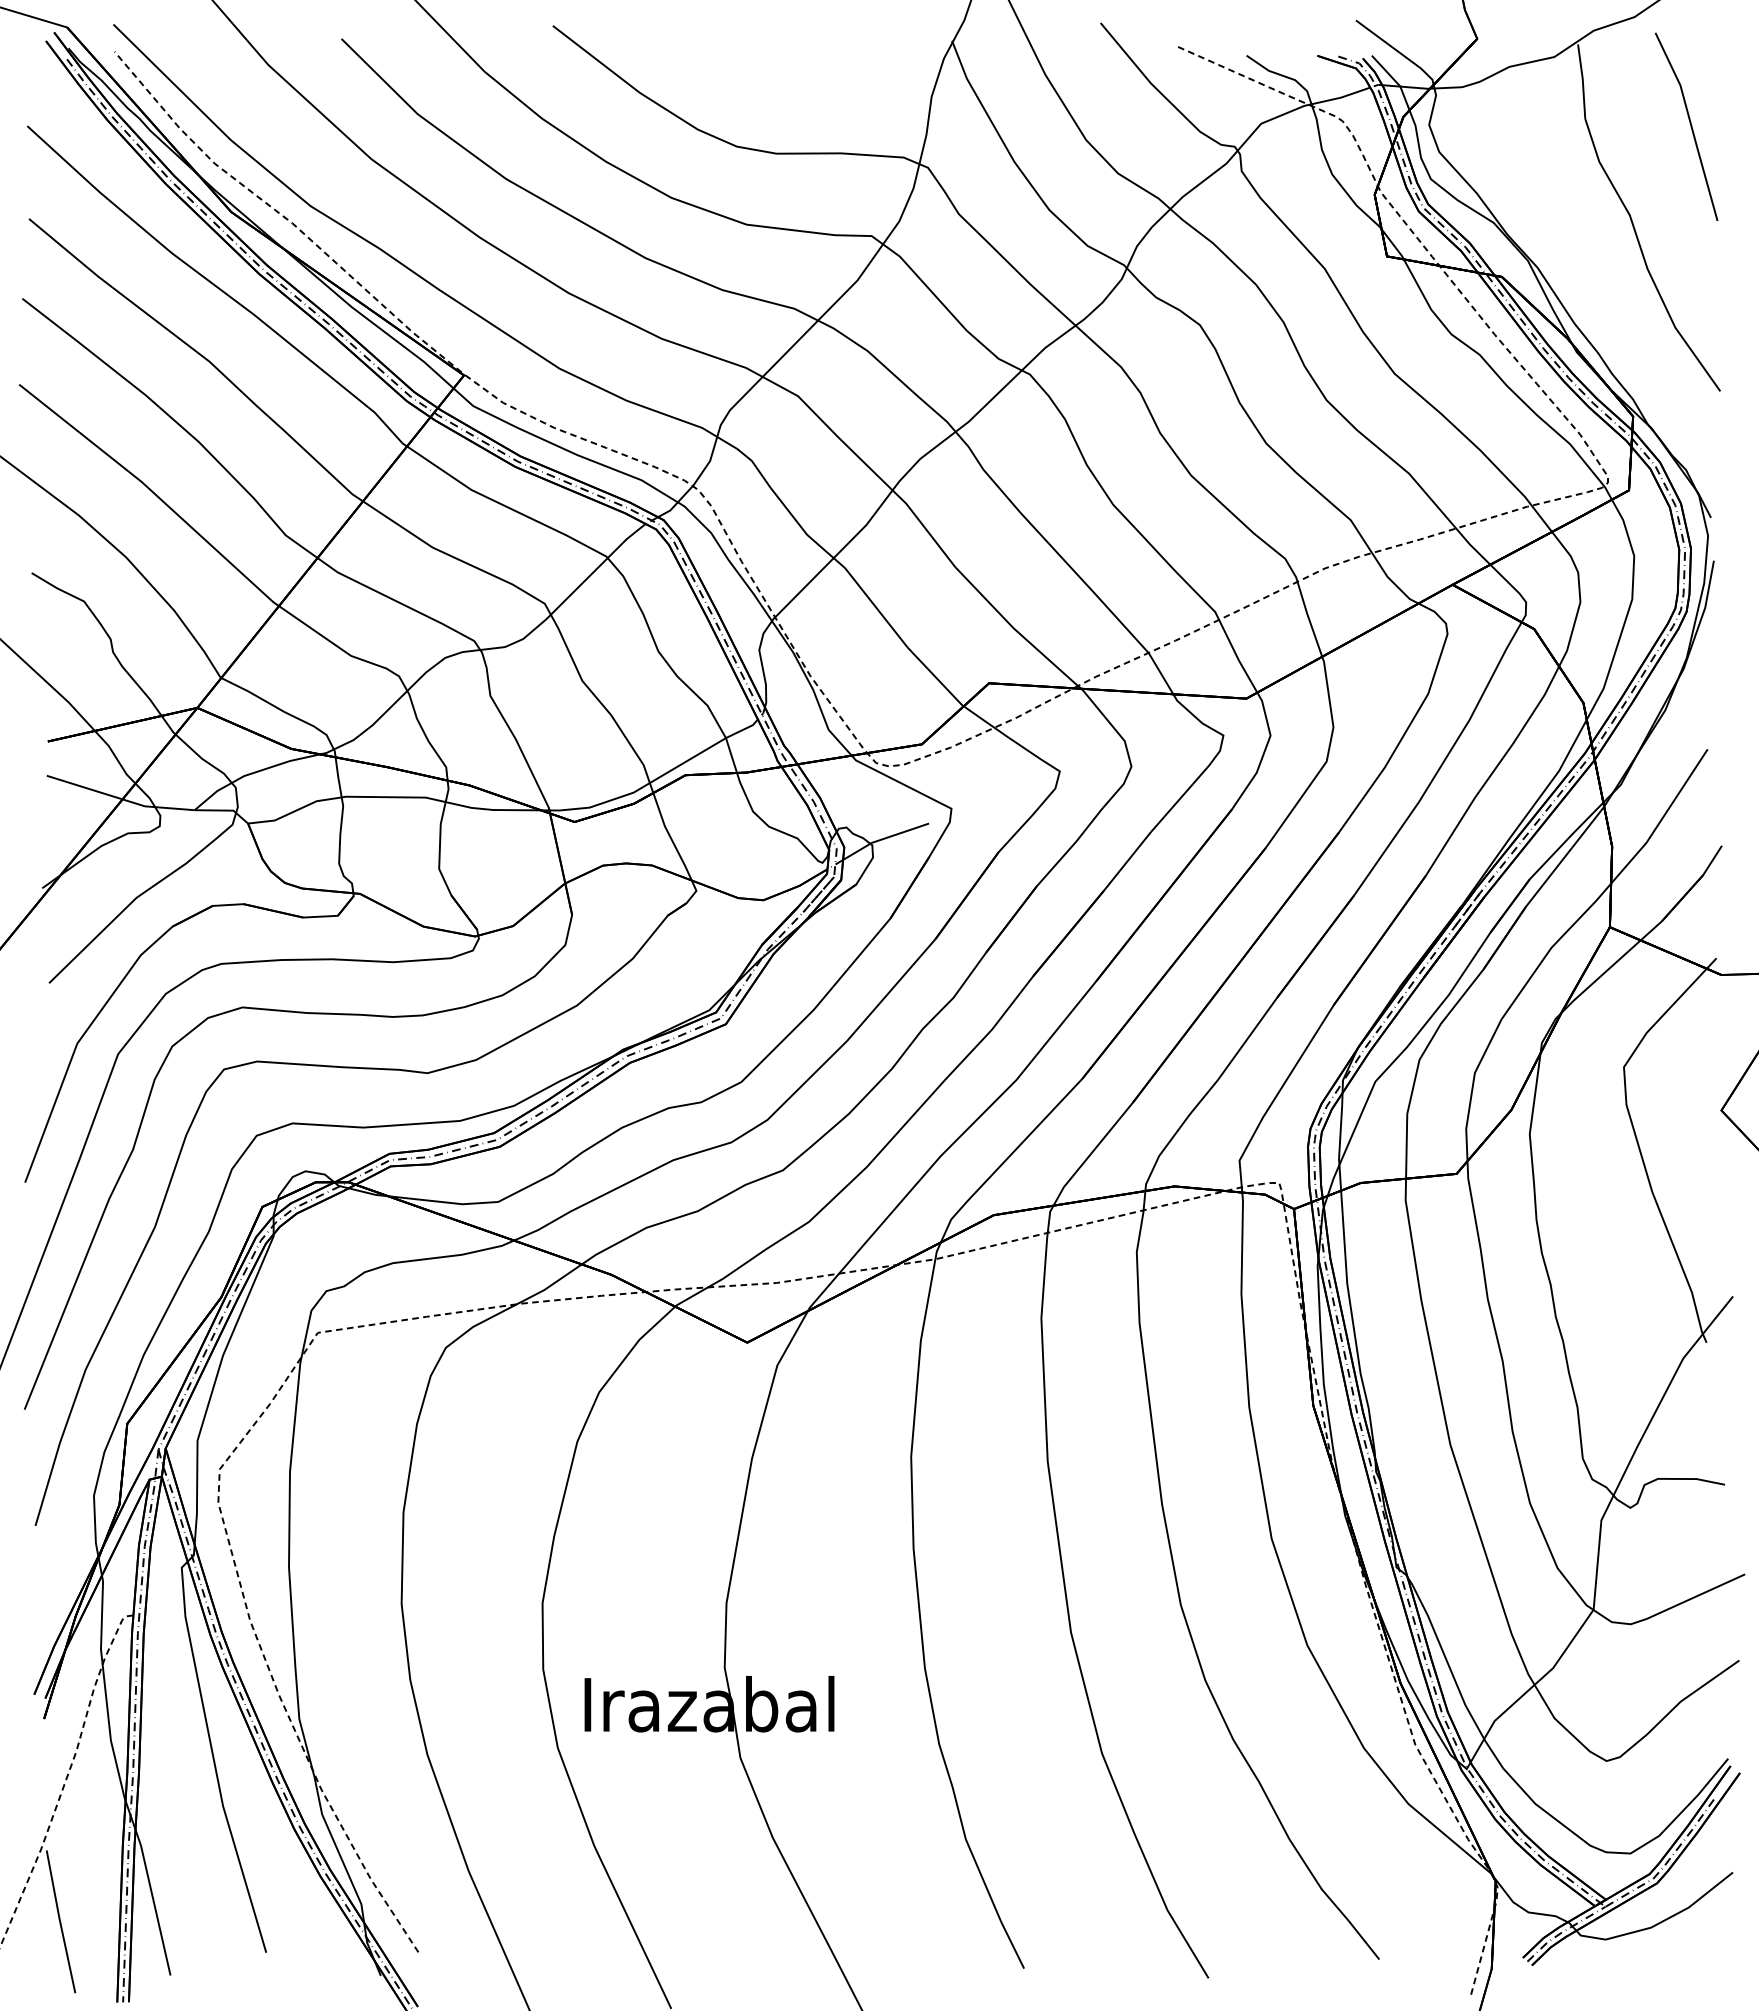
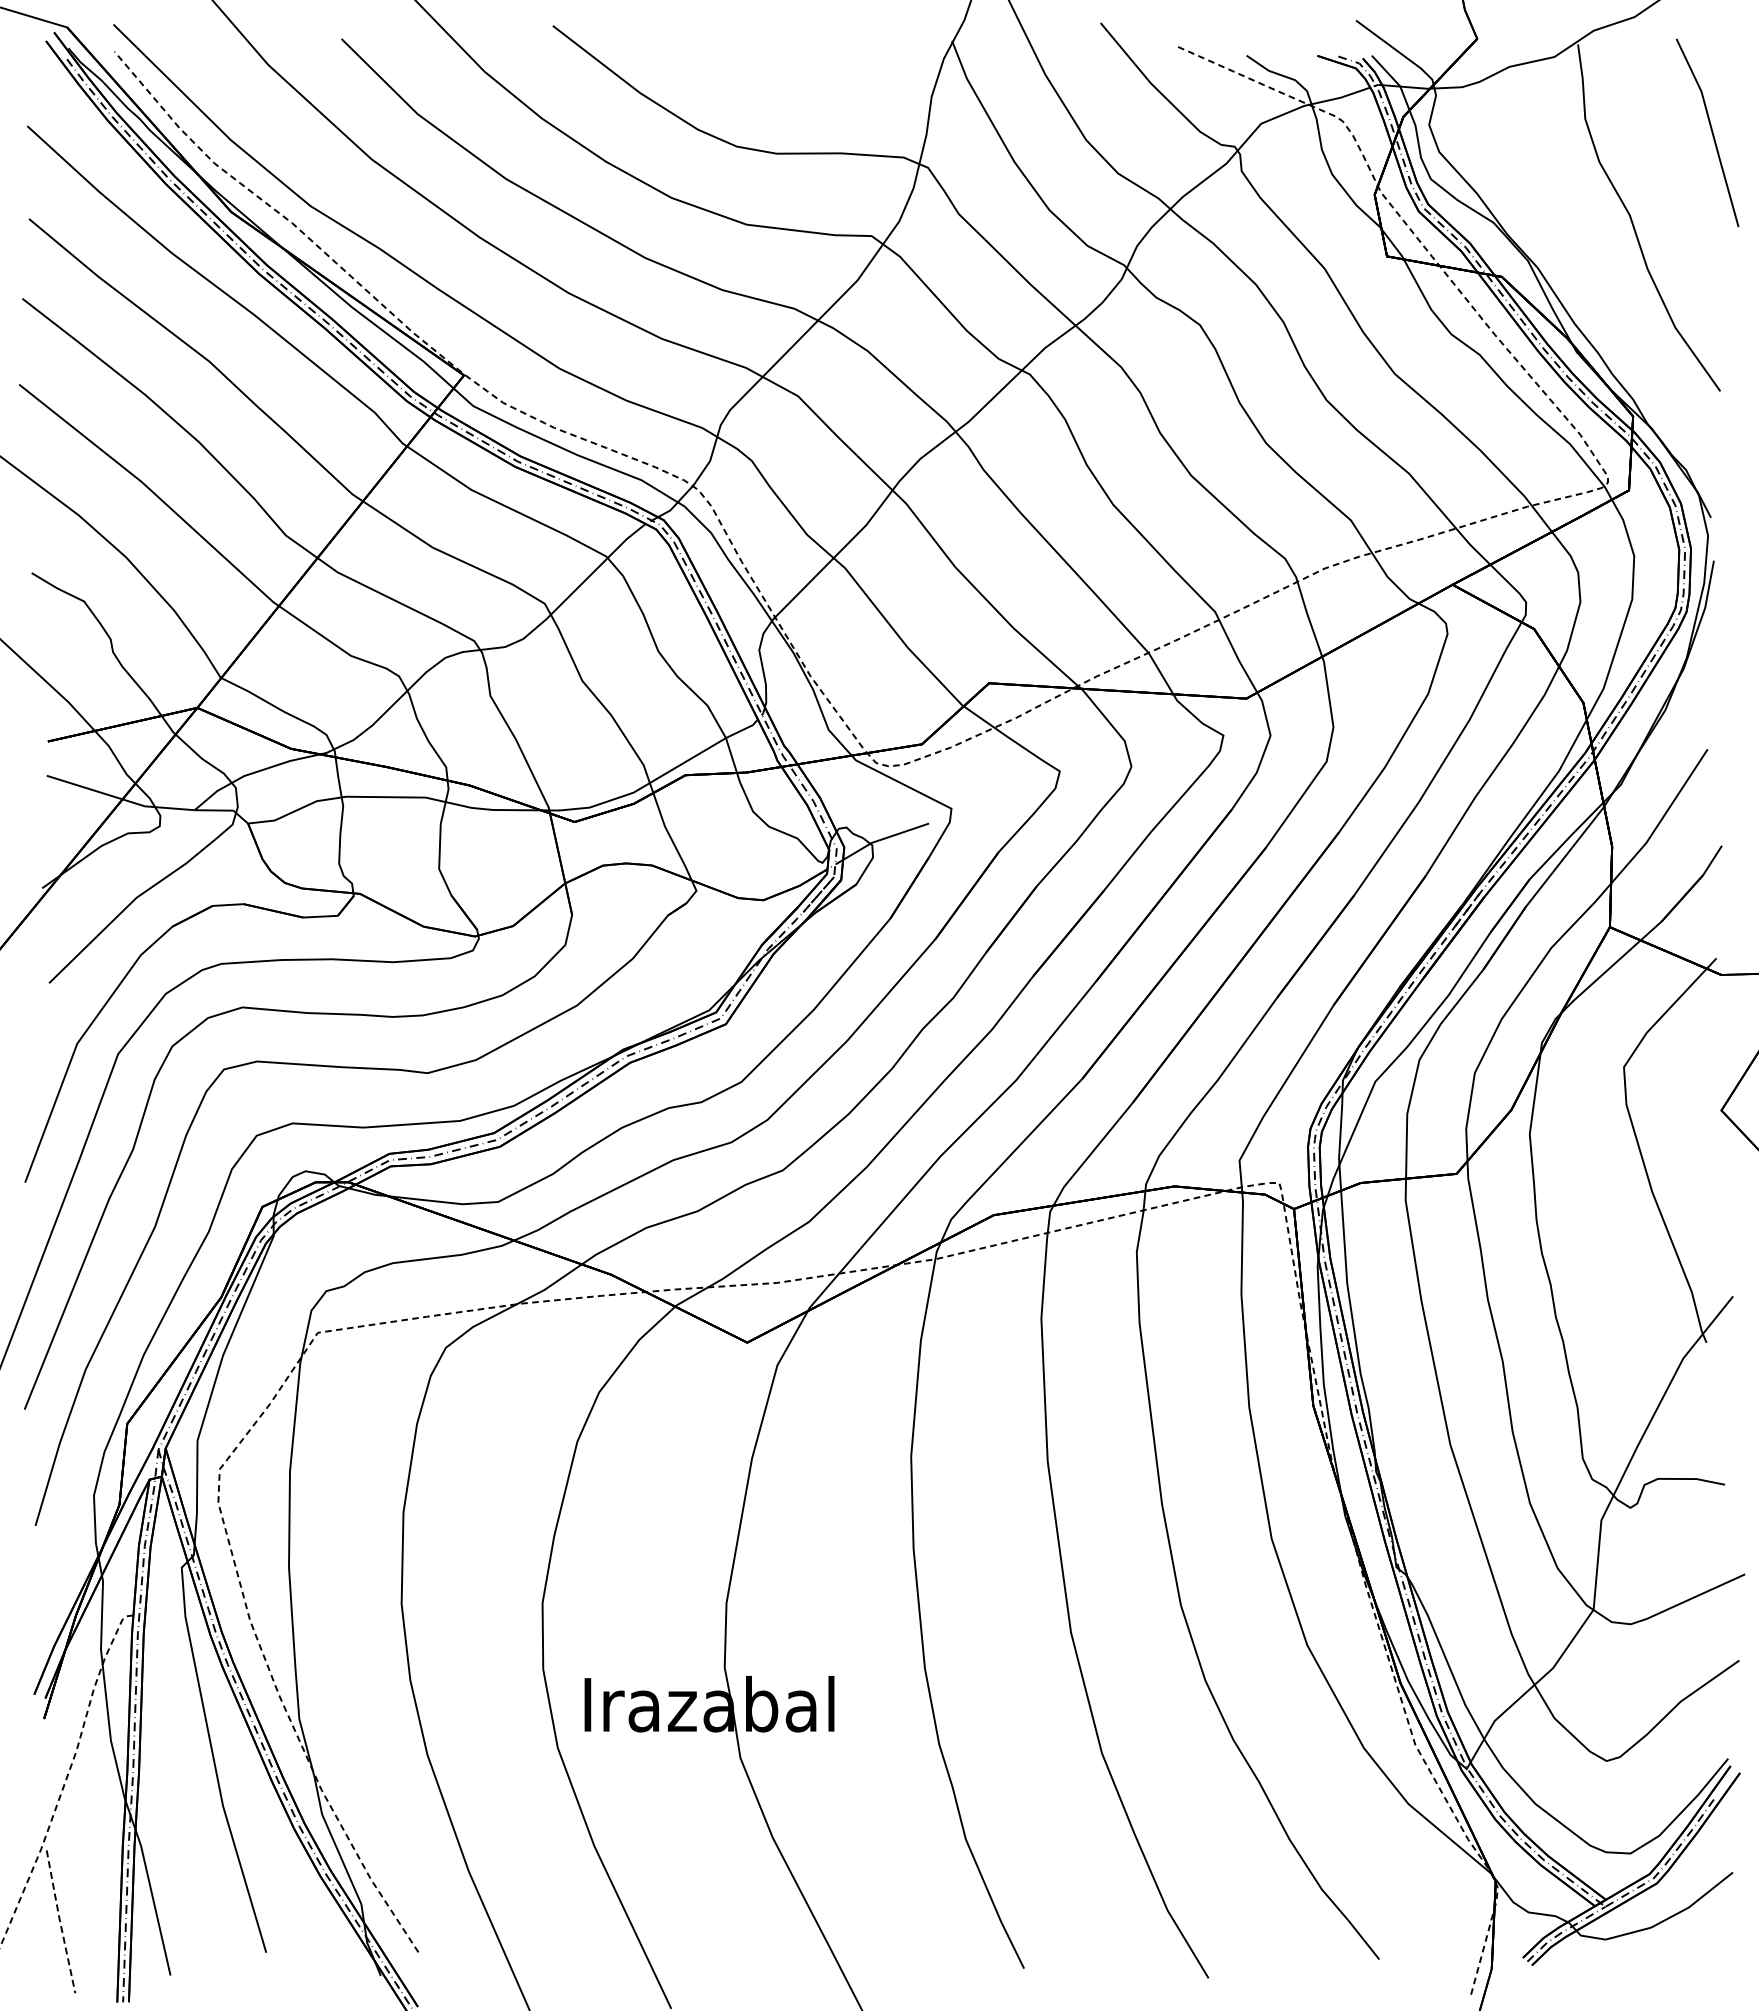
line position: (1690, 126) -> (1711, 132) (1711, 132)
line: solid -> dashed (60, 1921)
